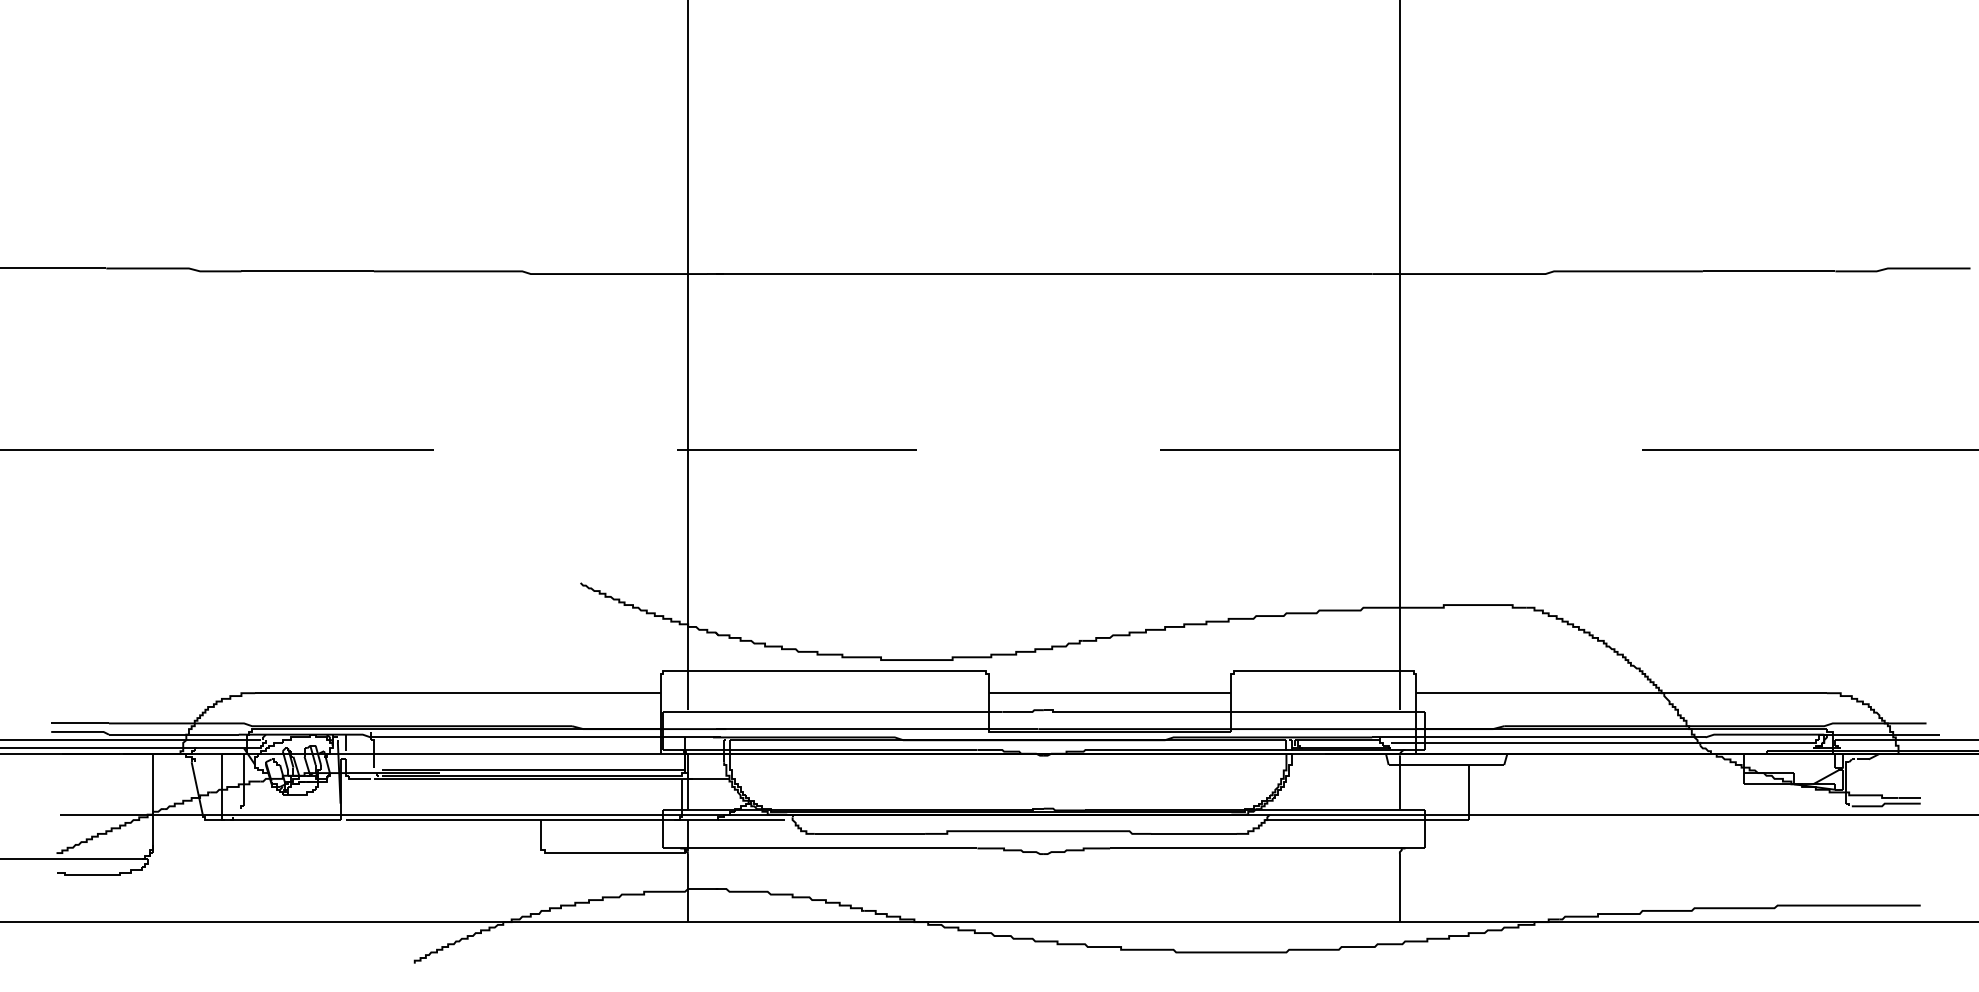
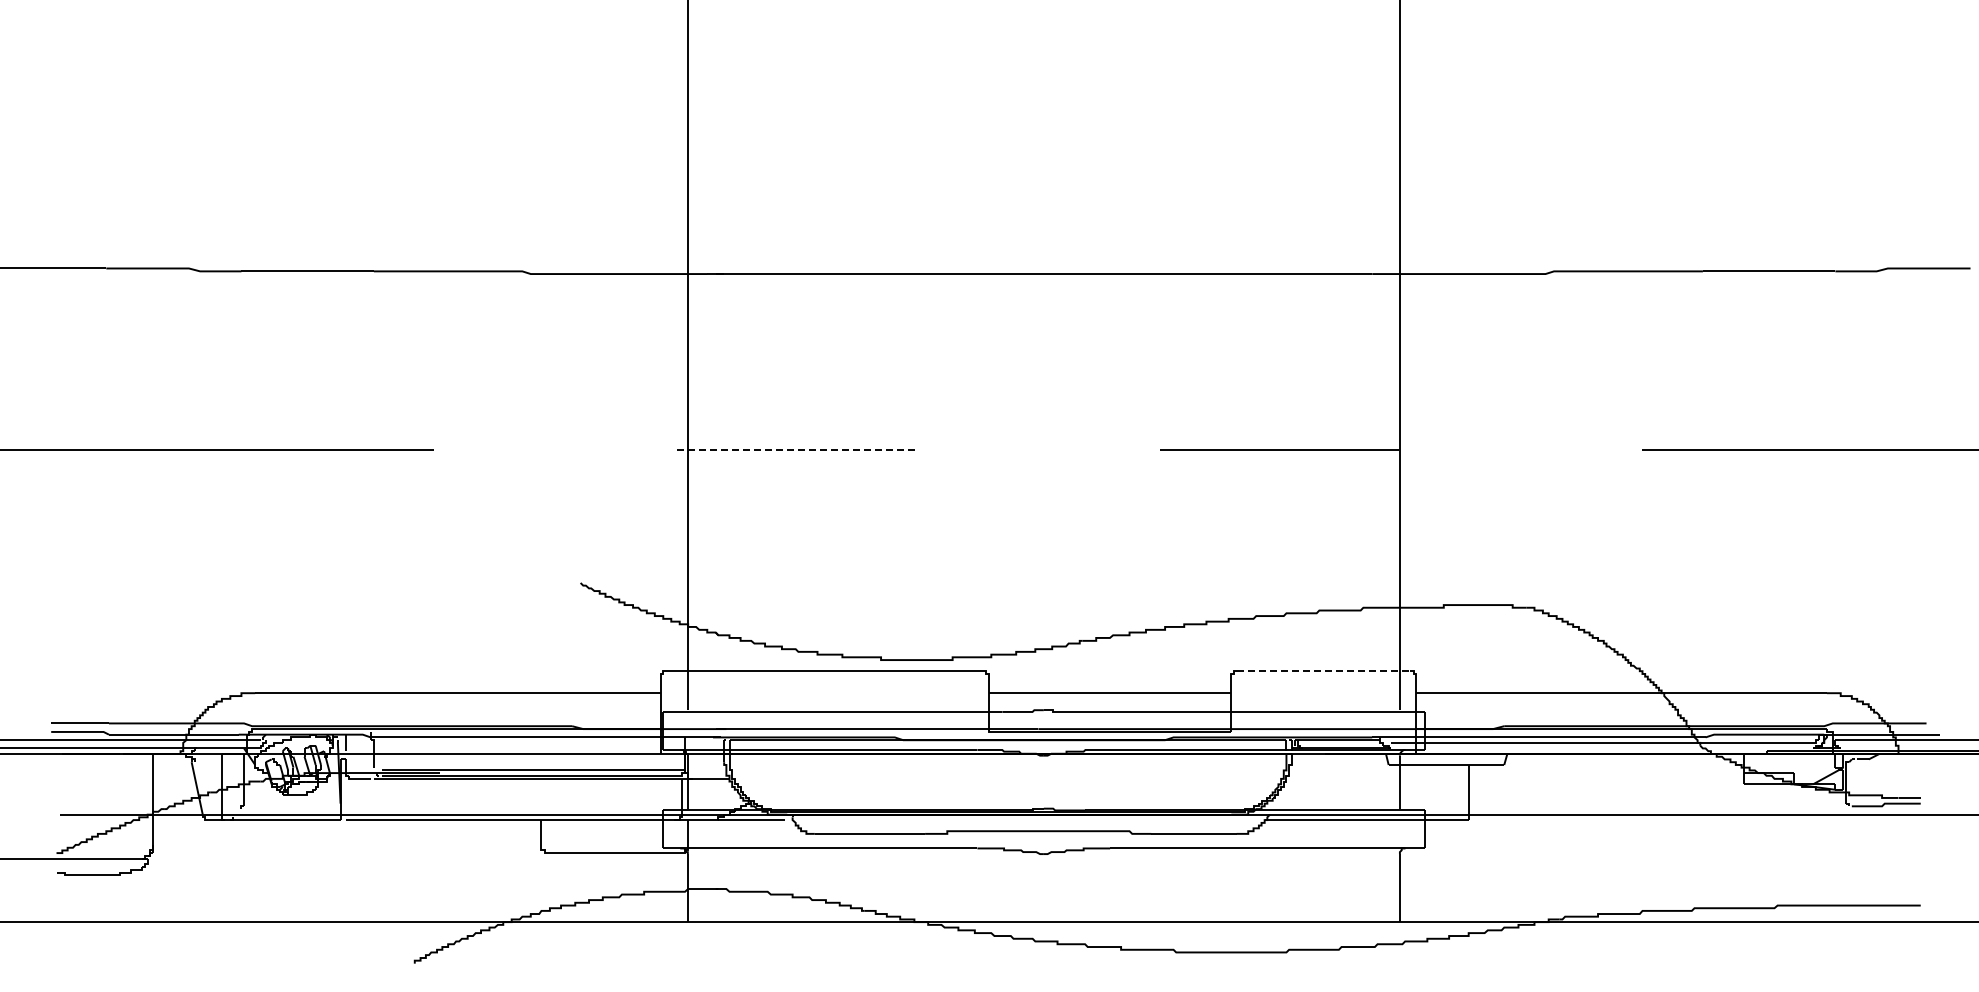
line: solid -> dashed (797, 450)
line: solid -> dashed (1323, 671)
